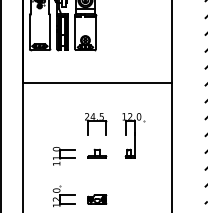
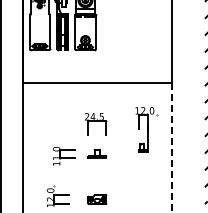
part position: (133, 135) -> (146, 129) (146, 129)
line: solid -> dashed (172, 148)
part position: (63, 196) -> (57, 196) (57, 196)
